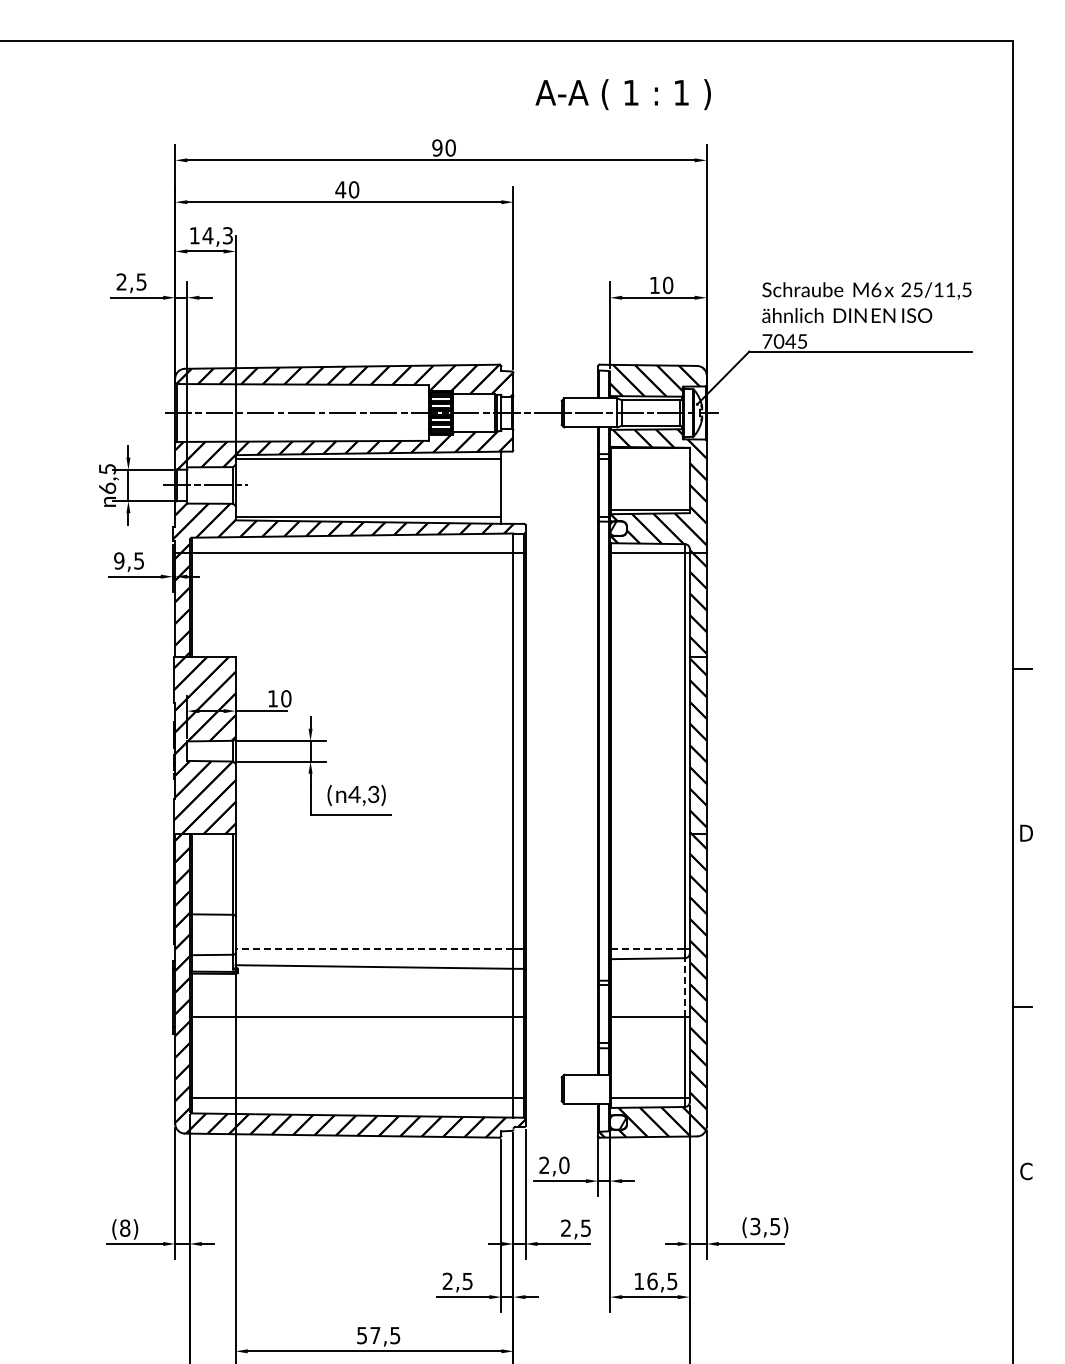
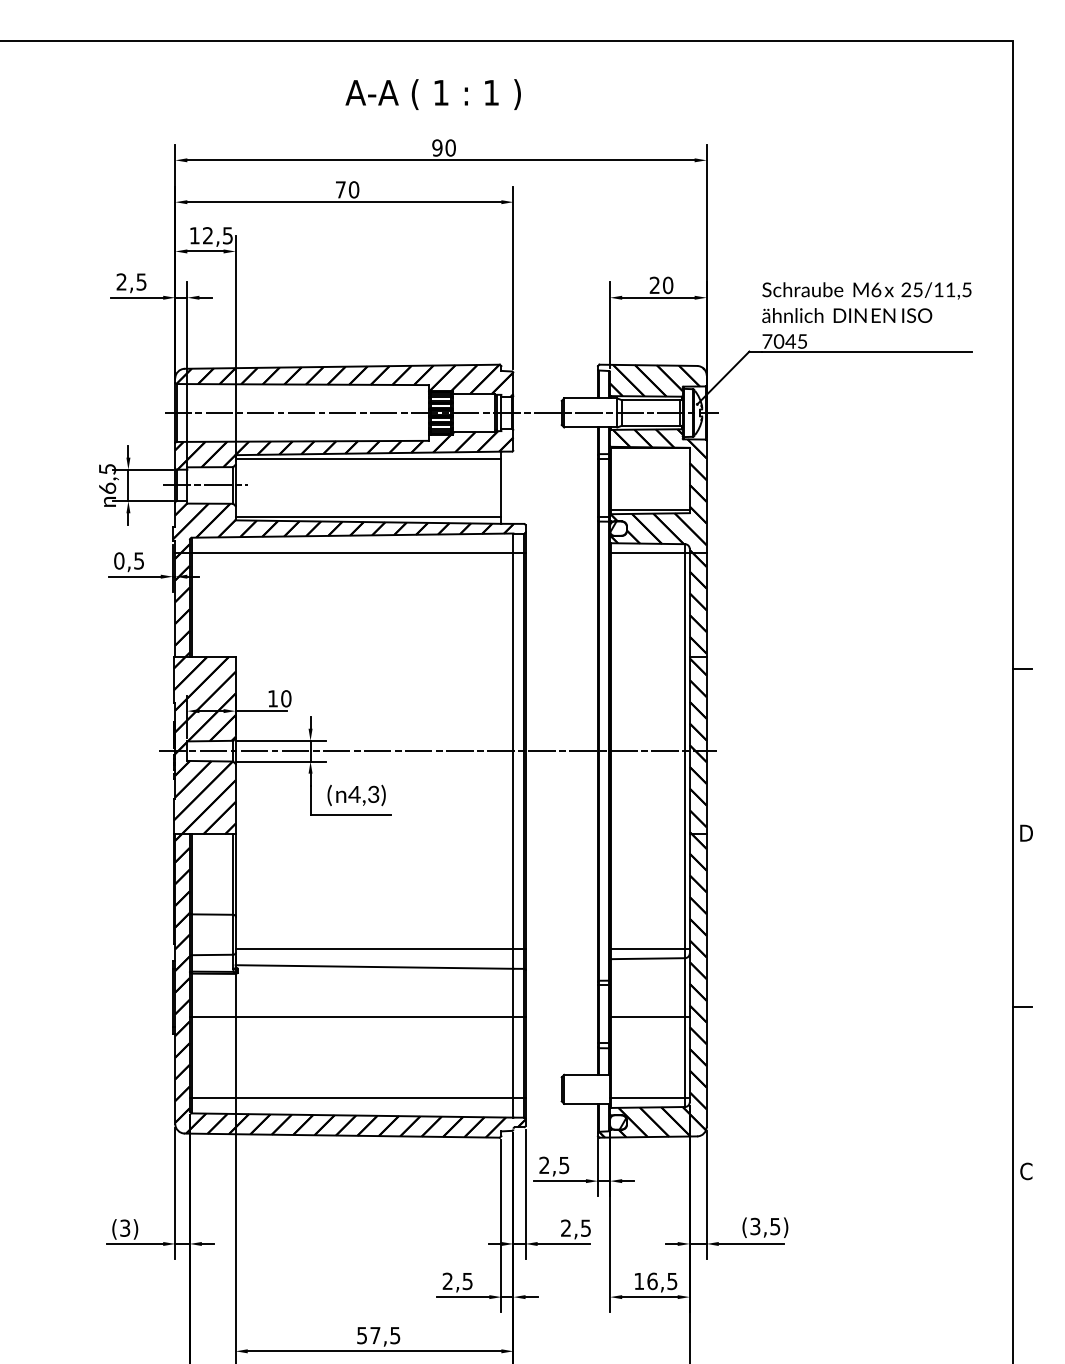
text position: (622, 94) -> (432, 94) (432, 94)
text: 40 -> 70 (340, 189)
text: 14,3 -> 12,5 (217, 235)
text: 10 -> 20 (654, 284)
text: 9,5 -> 0,5 (119, 560)
line: none -> present (437, 751)
line: dashed -> solid (374, 949)
line: dashed -> solid (648, 949)
line: dashed -> solid (685, 987)
text: 2,0 -> 2,5 (564, 1165)
text: (8) -> (3) (125, 1227)
